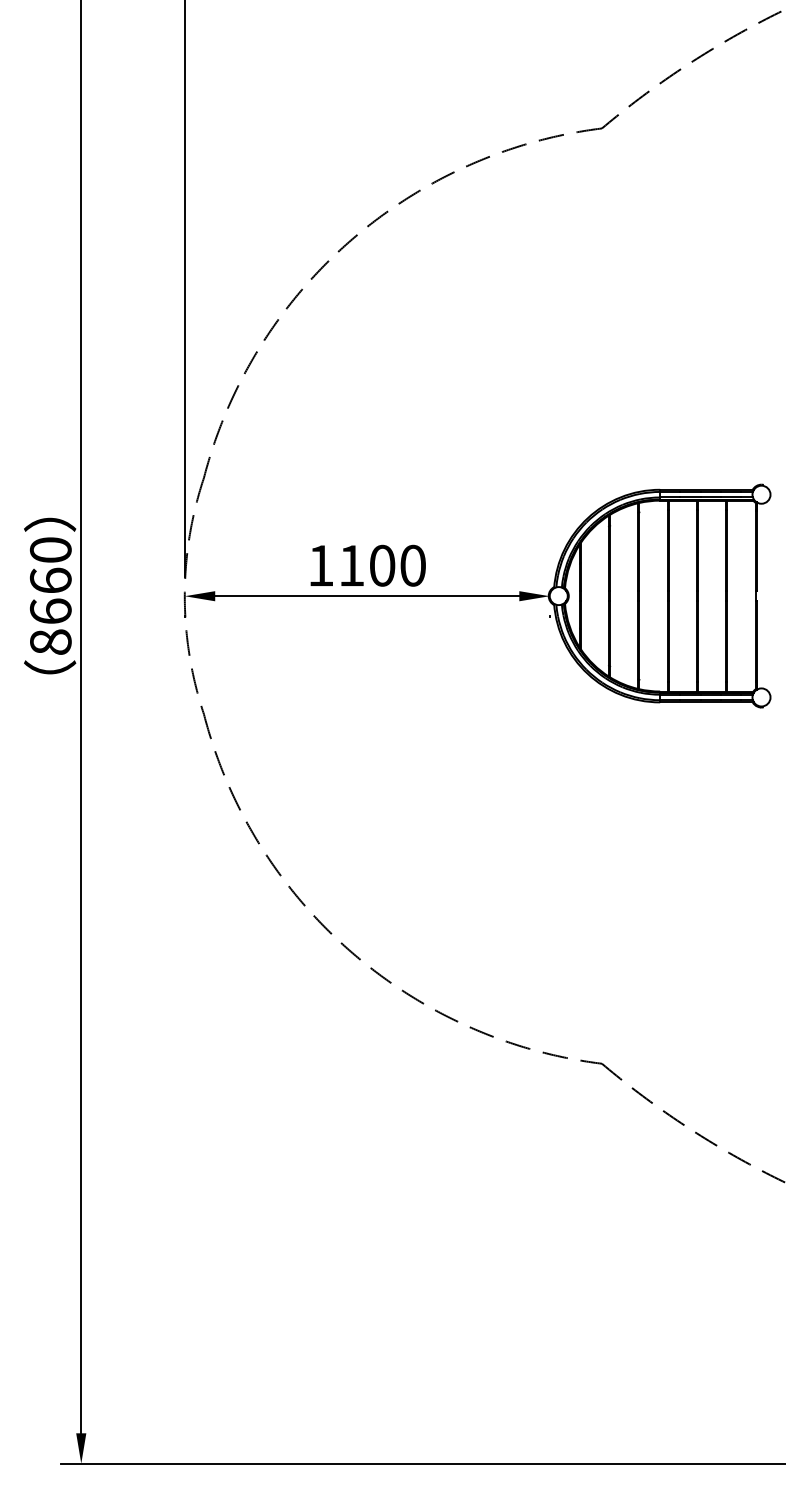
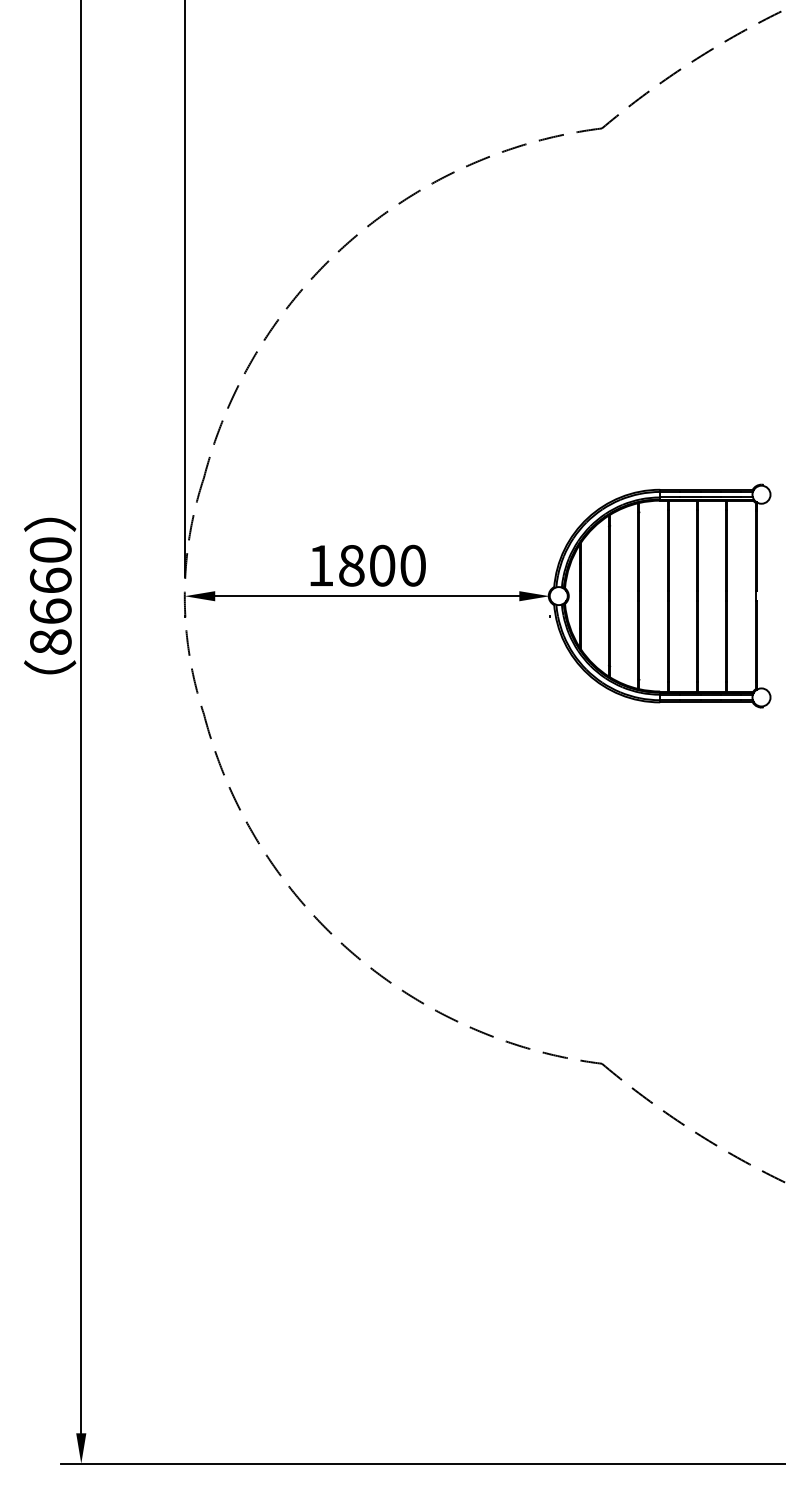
text: 1100 -> 1800 (351, 565)
